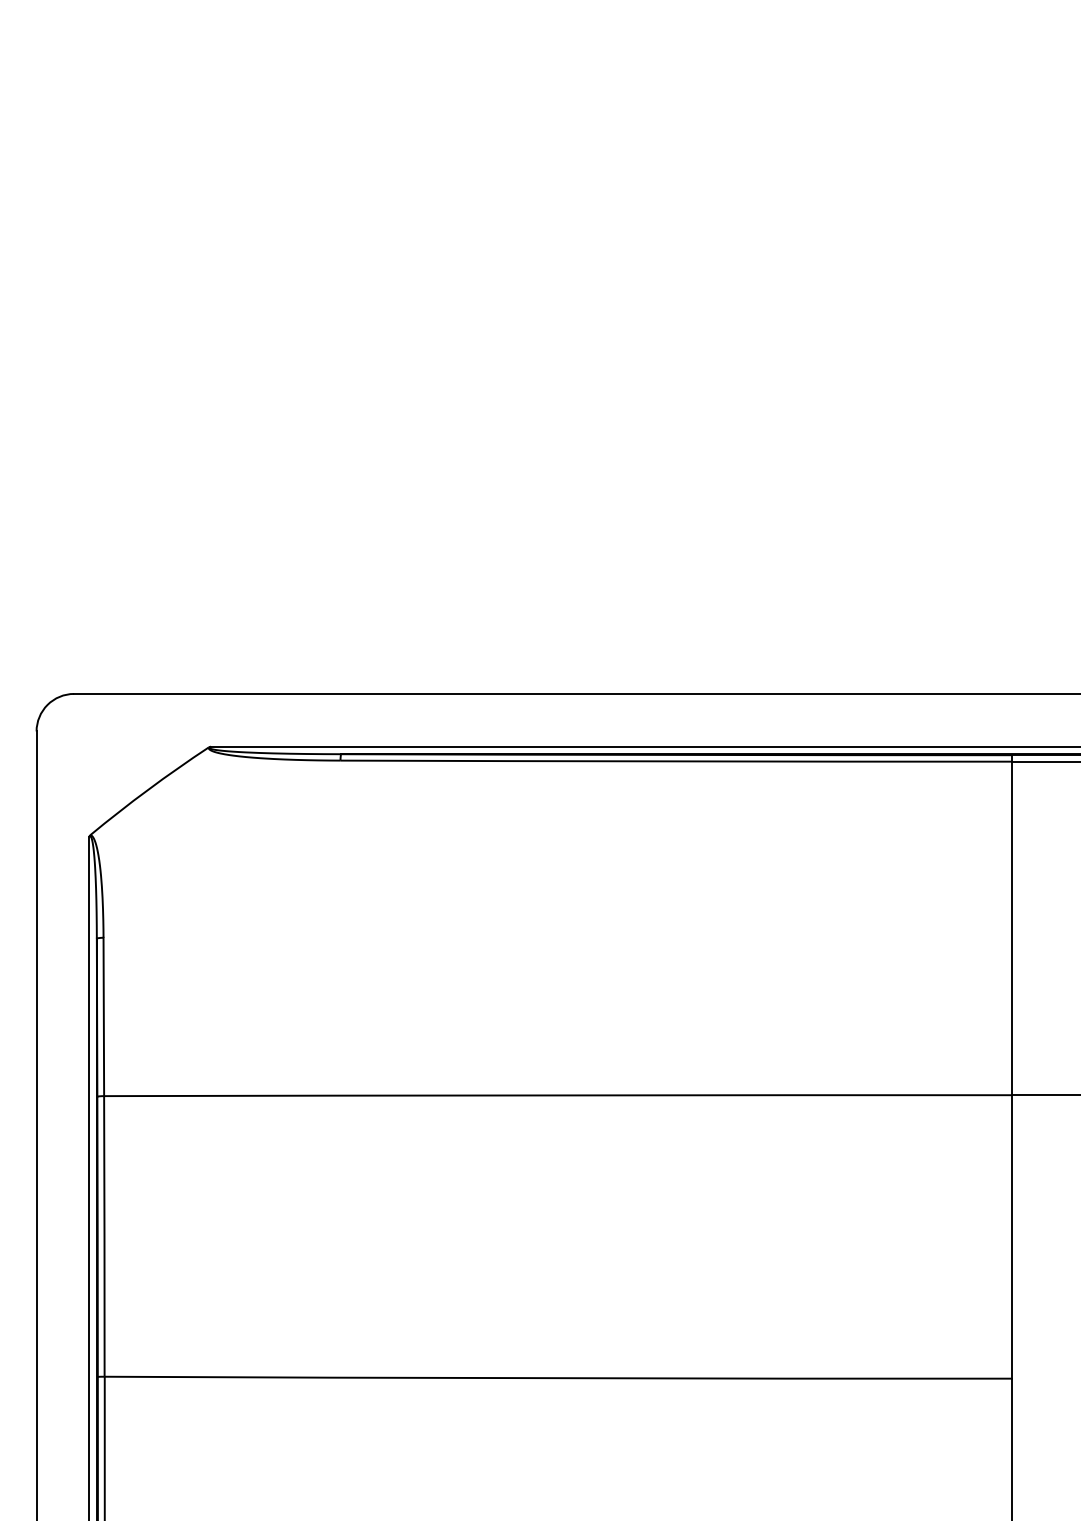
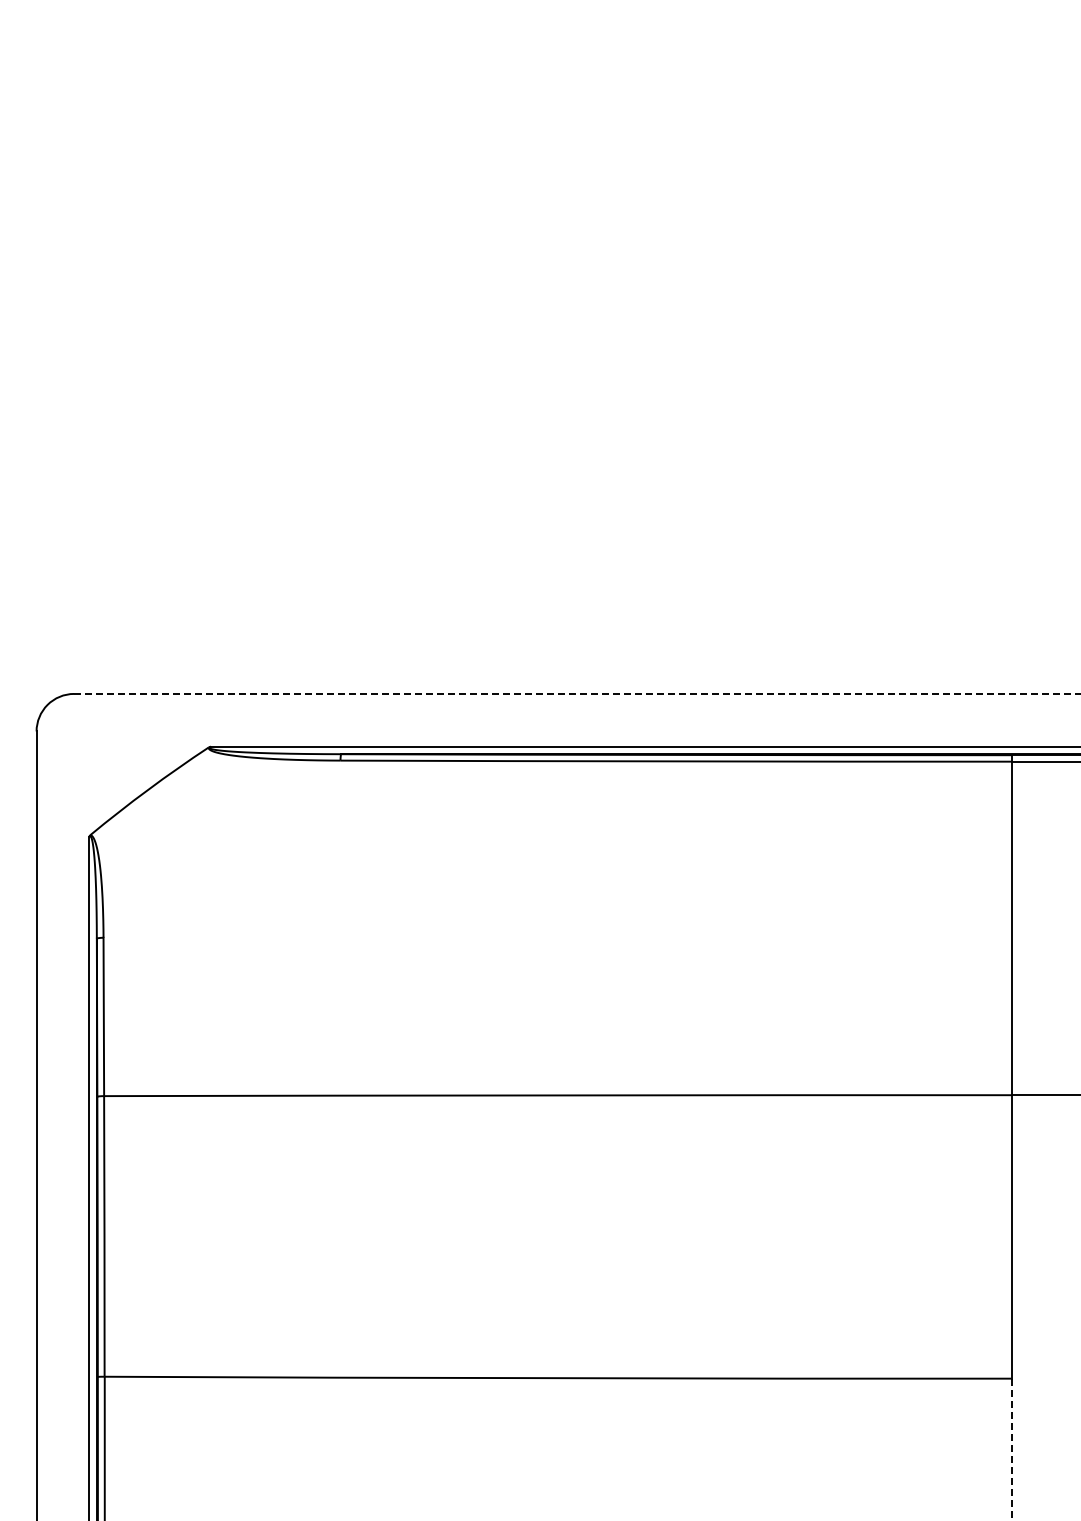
line: solid -> dashed (577, 693)
line: solid -> dashed (1011, 1449)
